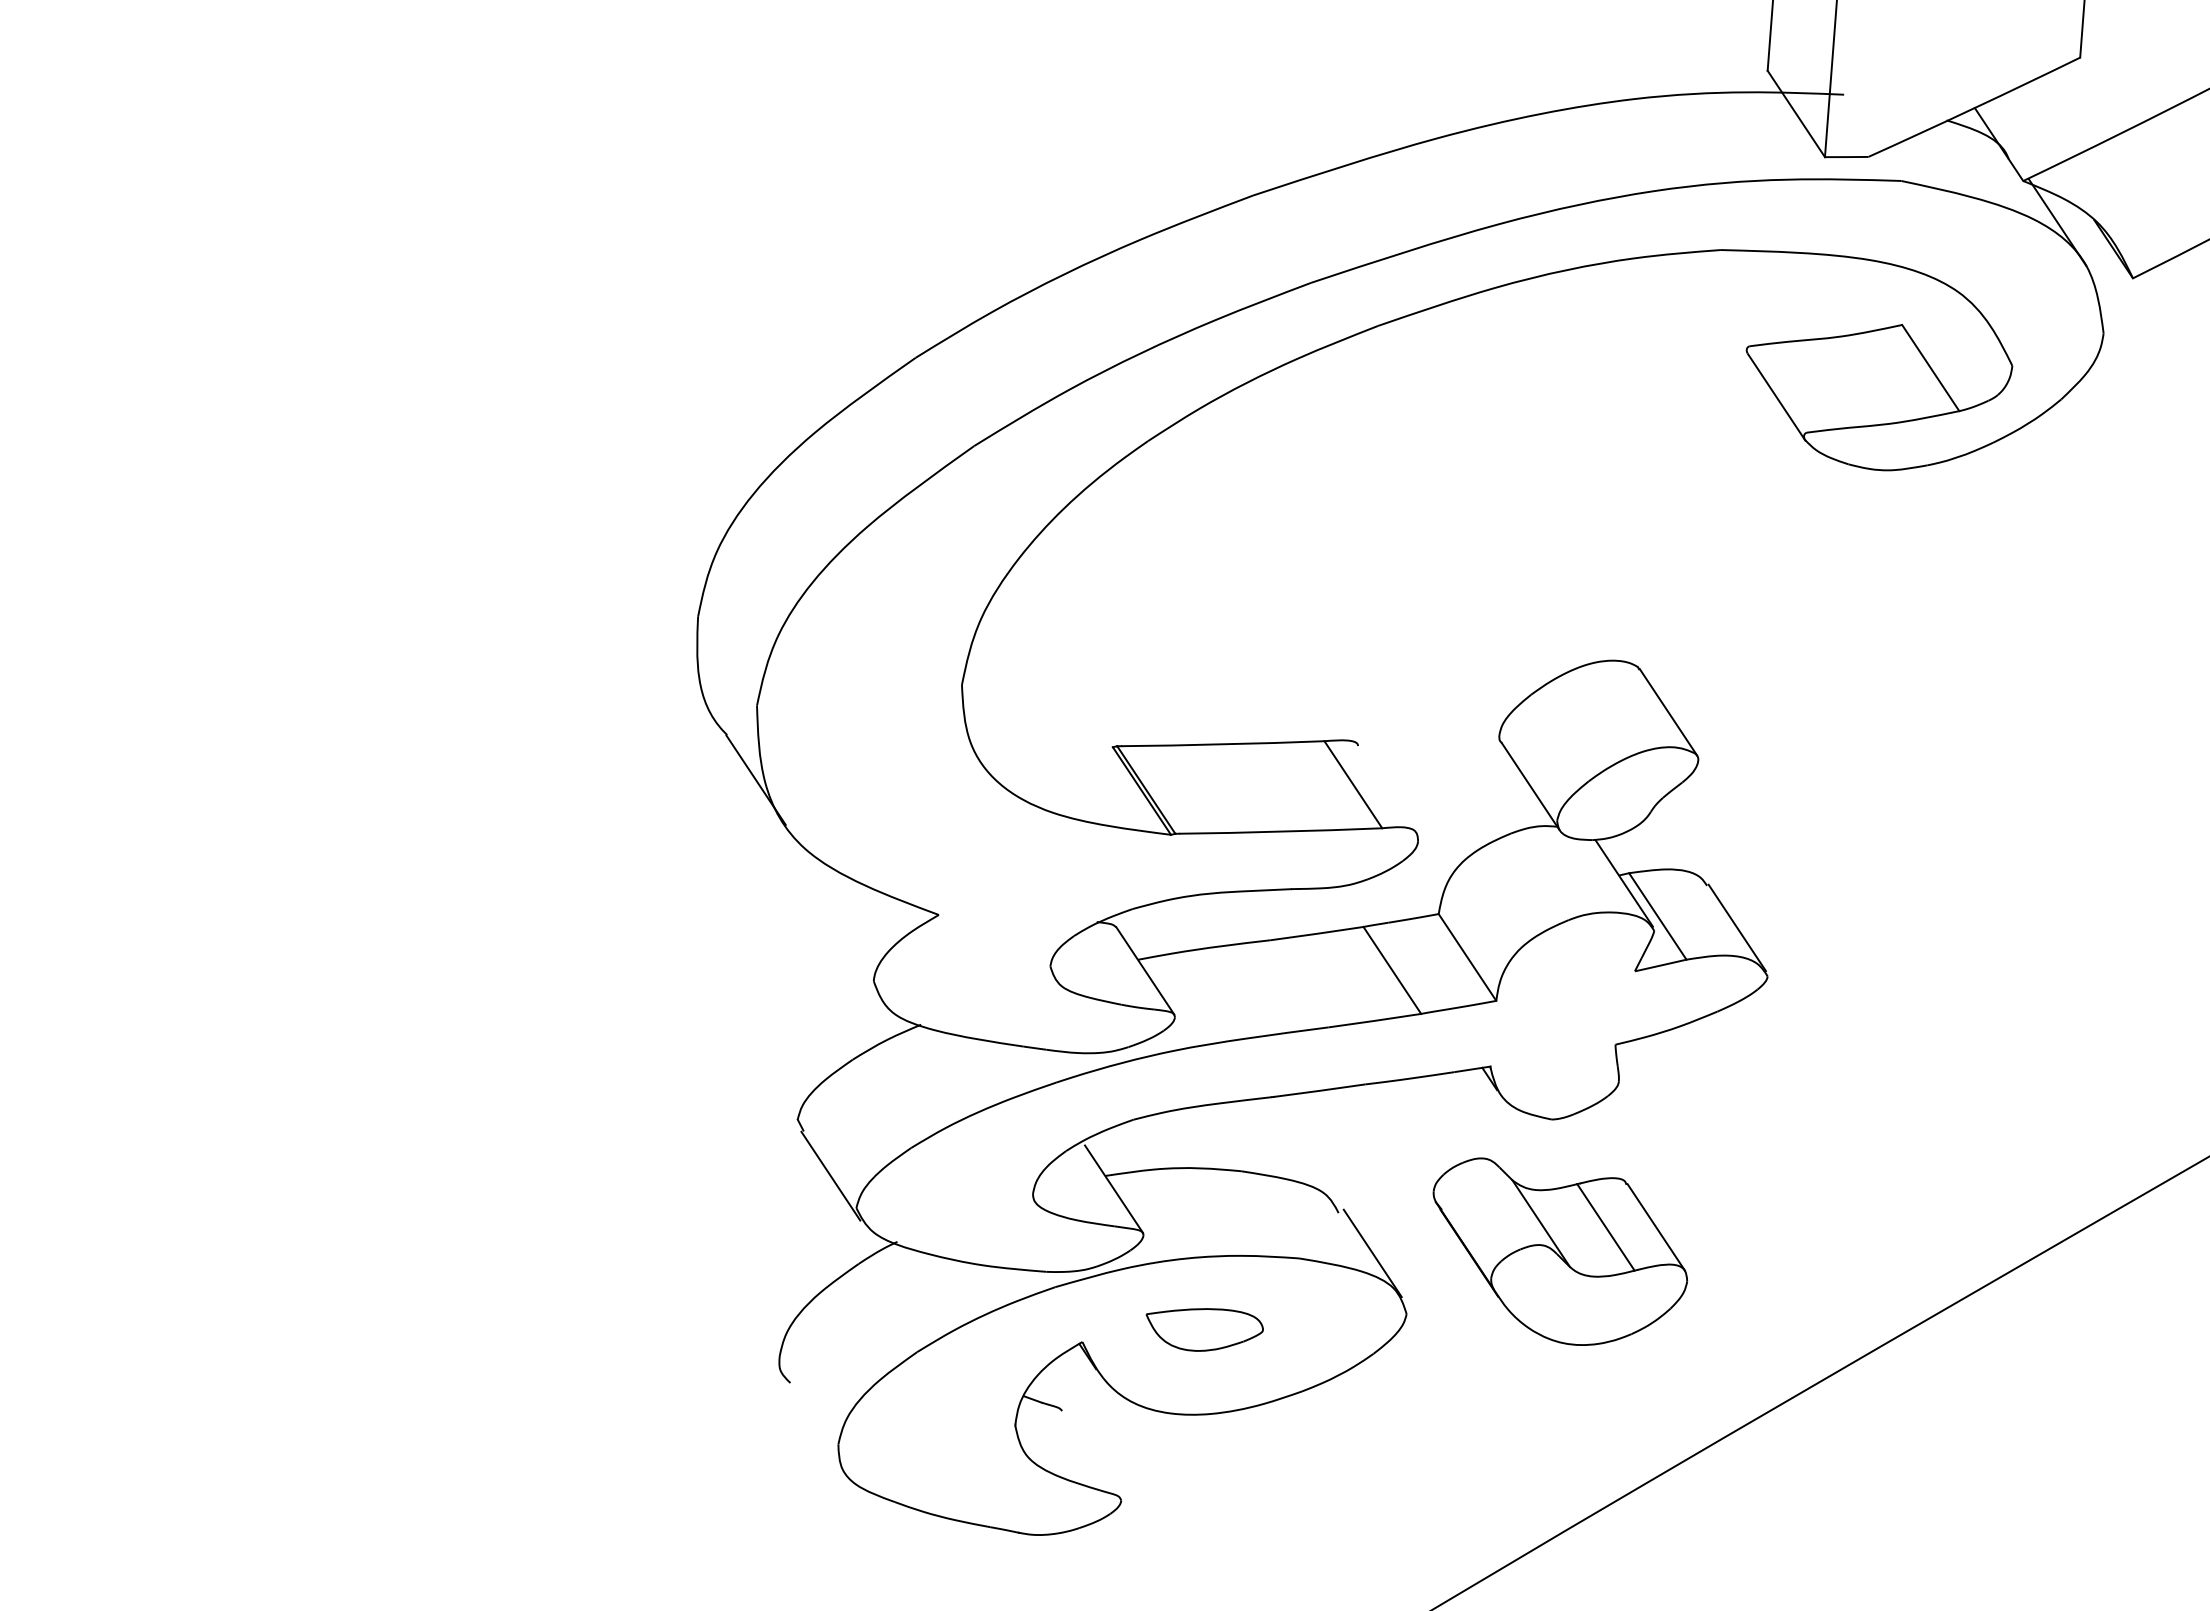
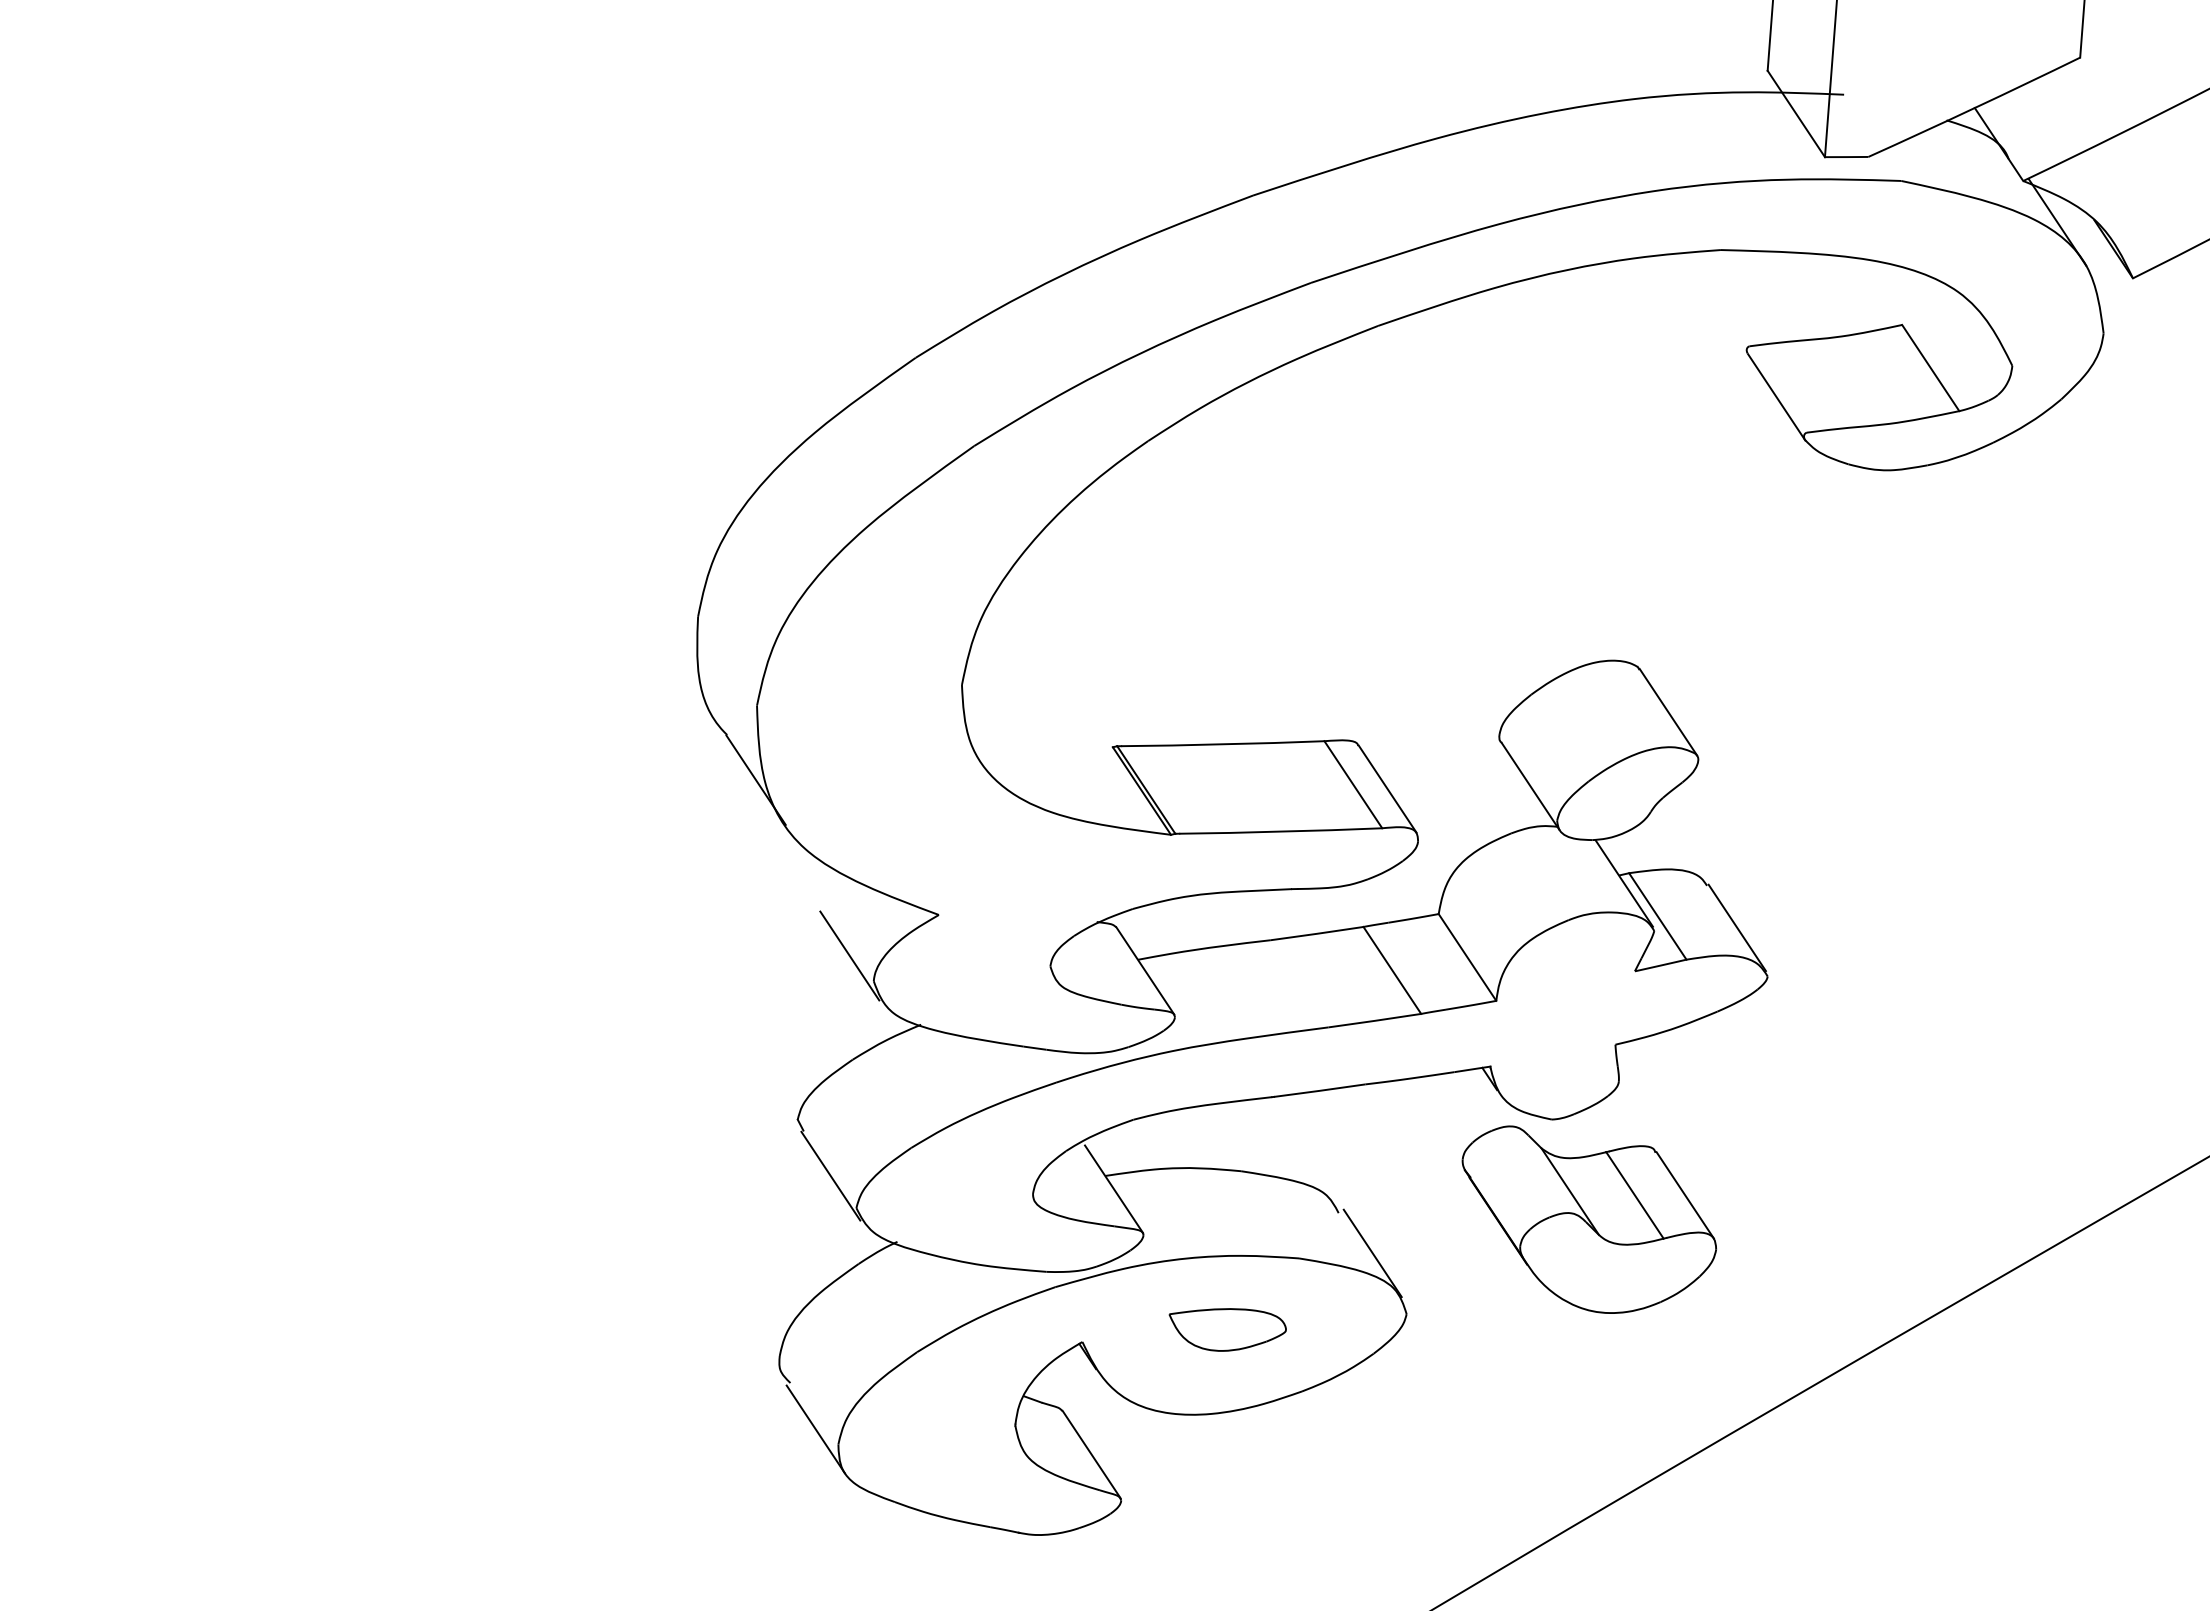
line: none -> present (1387, 788)
line: none -> present (849, 955)
part position: (1559, 1251) -> (1588, 1219) (1588, 1219)
part position: (1204, 1329) -> (1227, 1329) (1227, 1329)
line: none -> present (815, 1429)
line: none -> present (1091, 1454)
